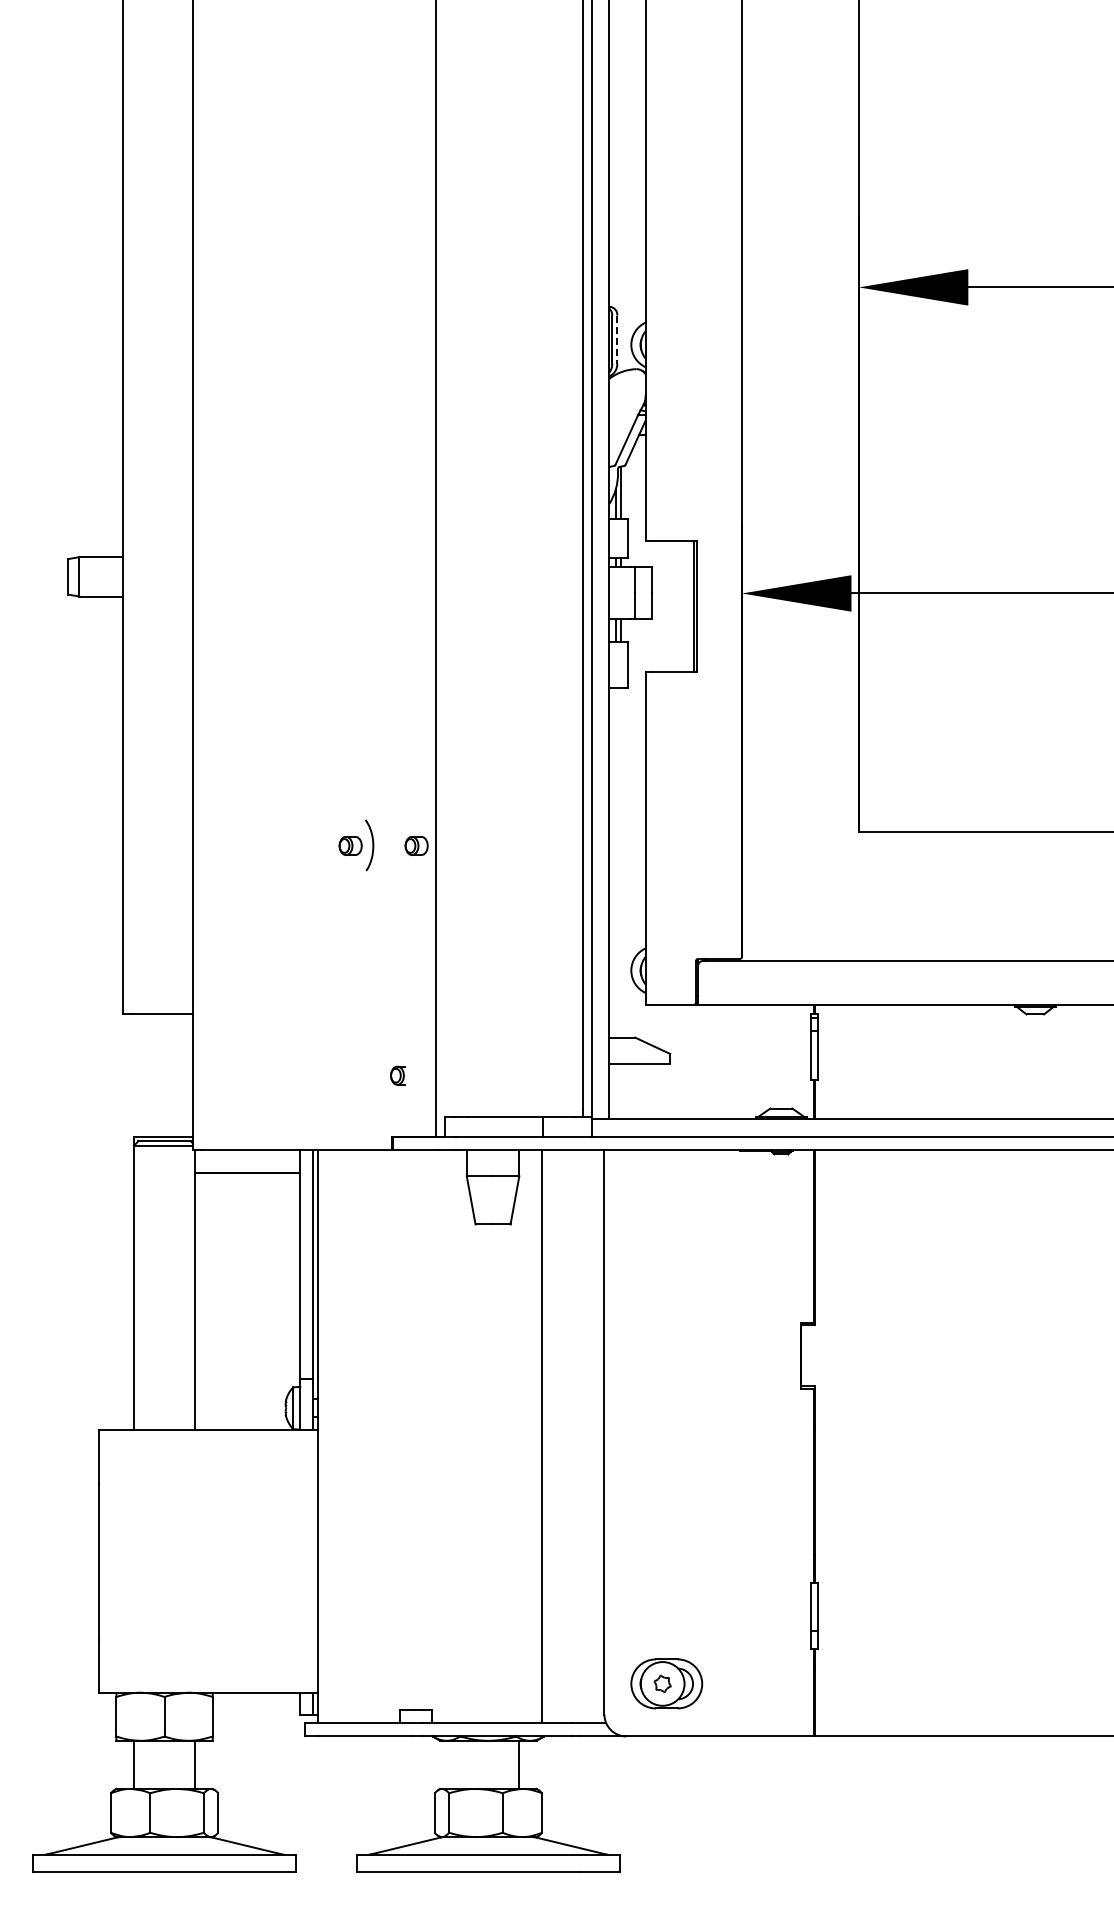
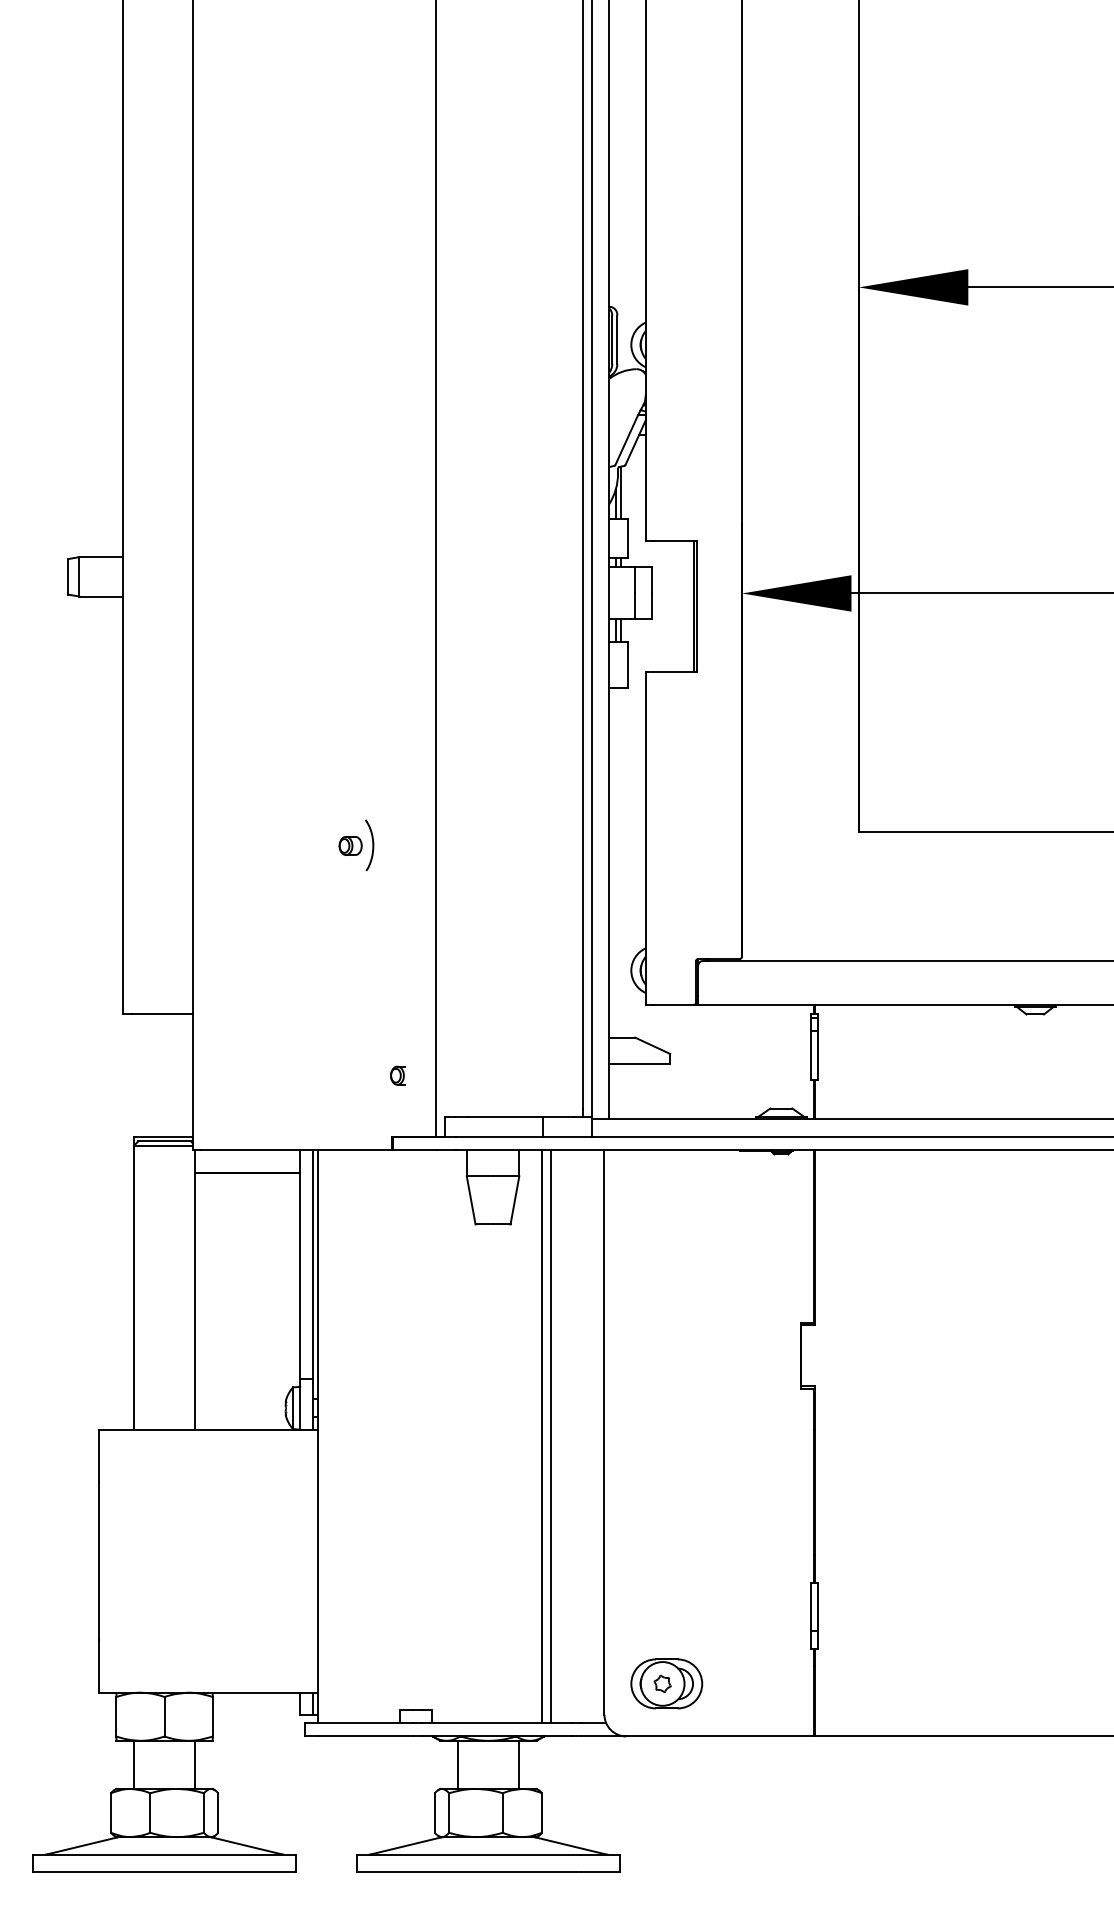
line: dashed -> solid (617, 340)
part: present -> none (416, 845)
line: none -> present (551, 1436)
line: none -> present (457, 1764)
